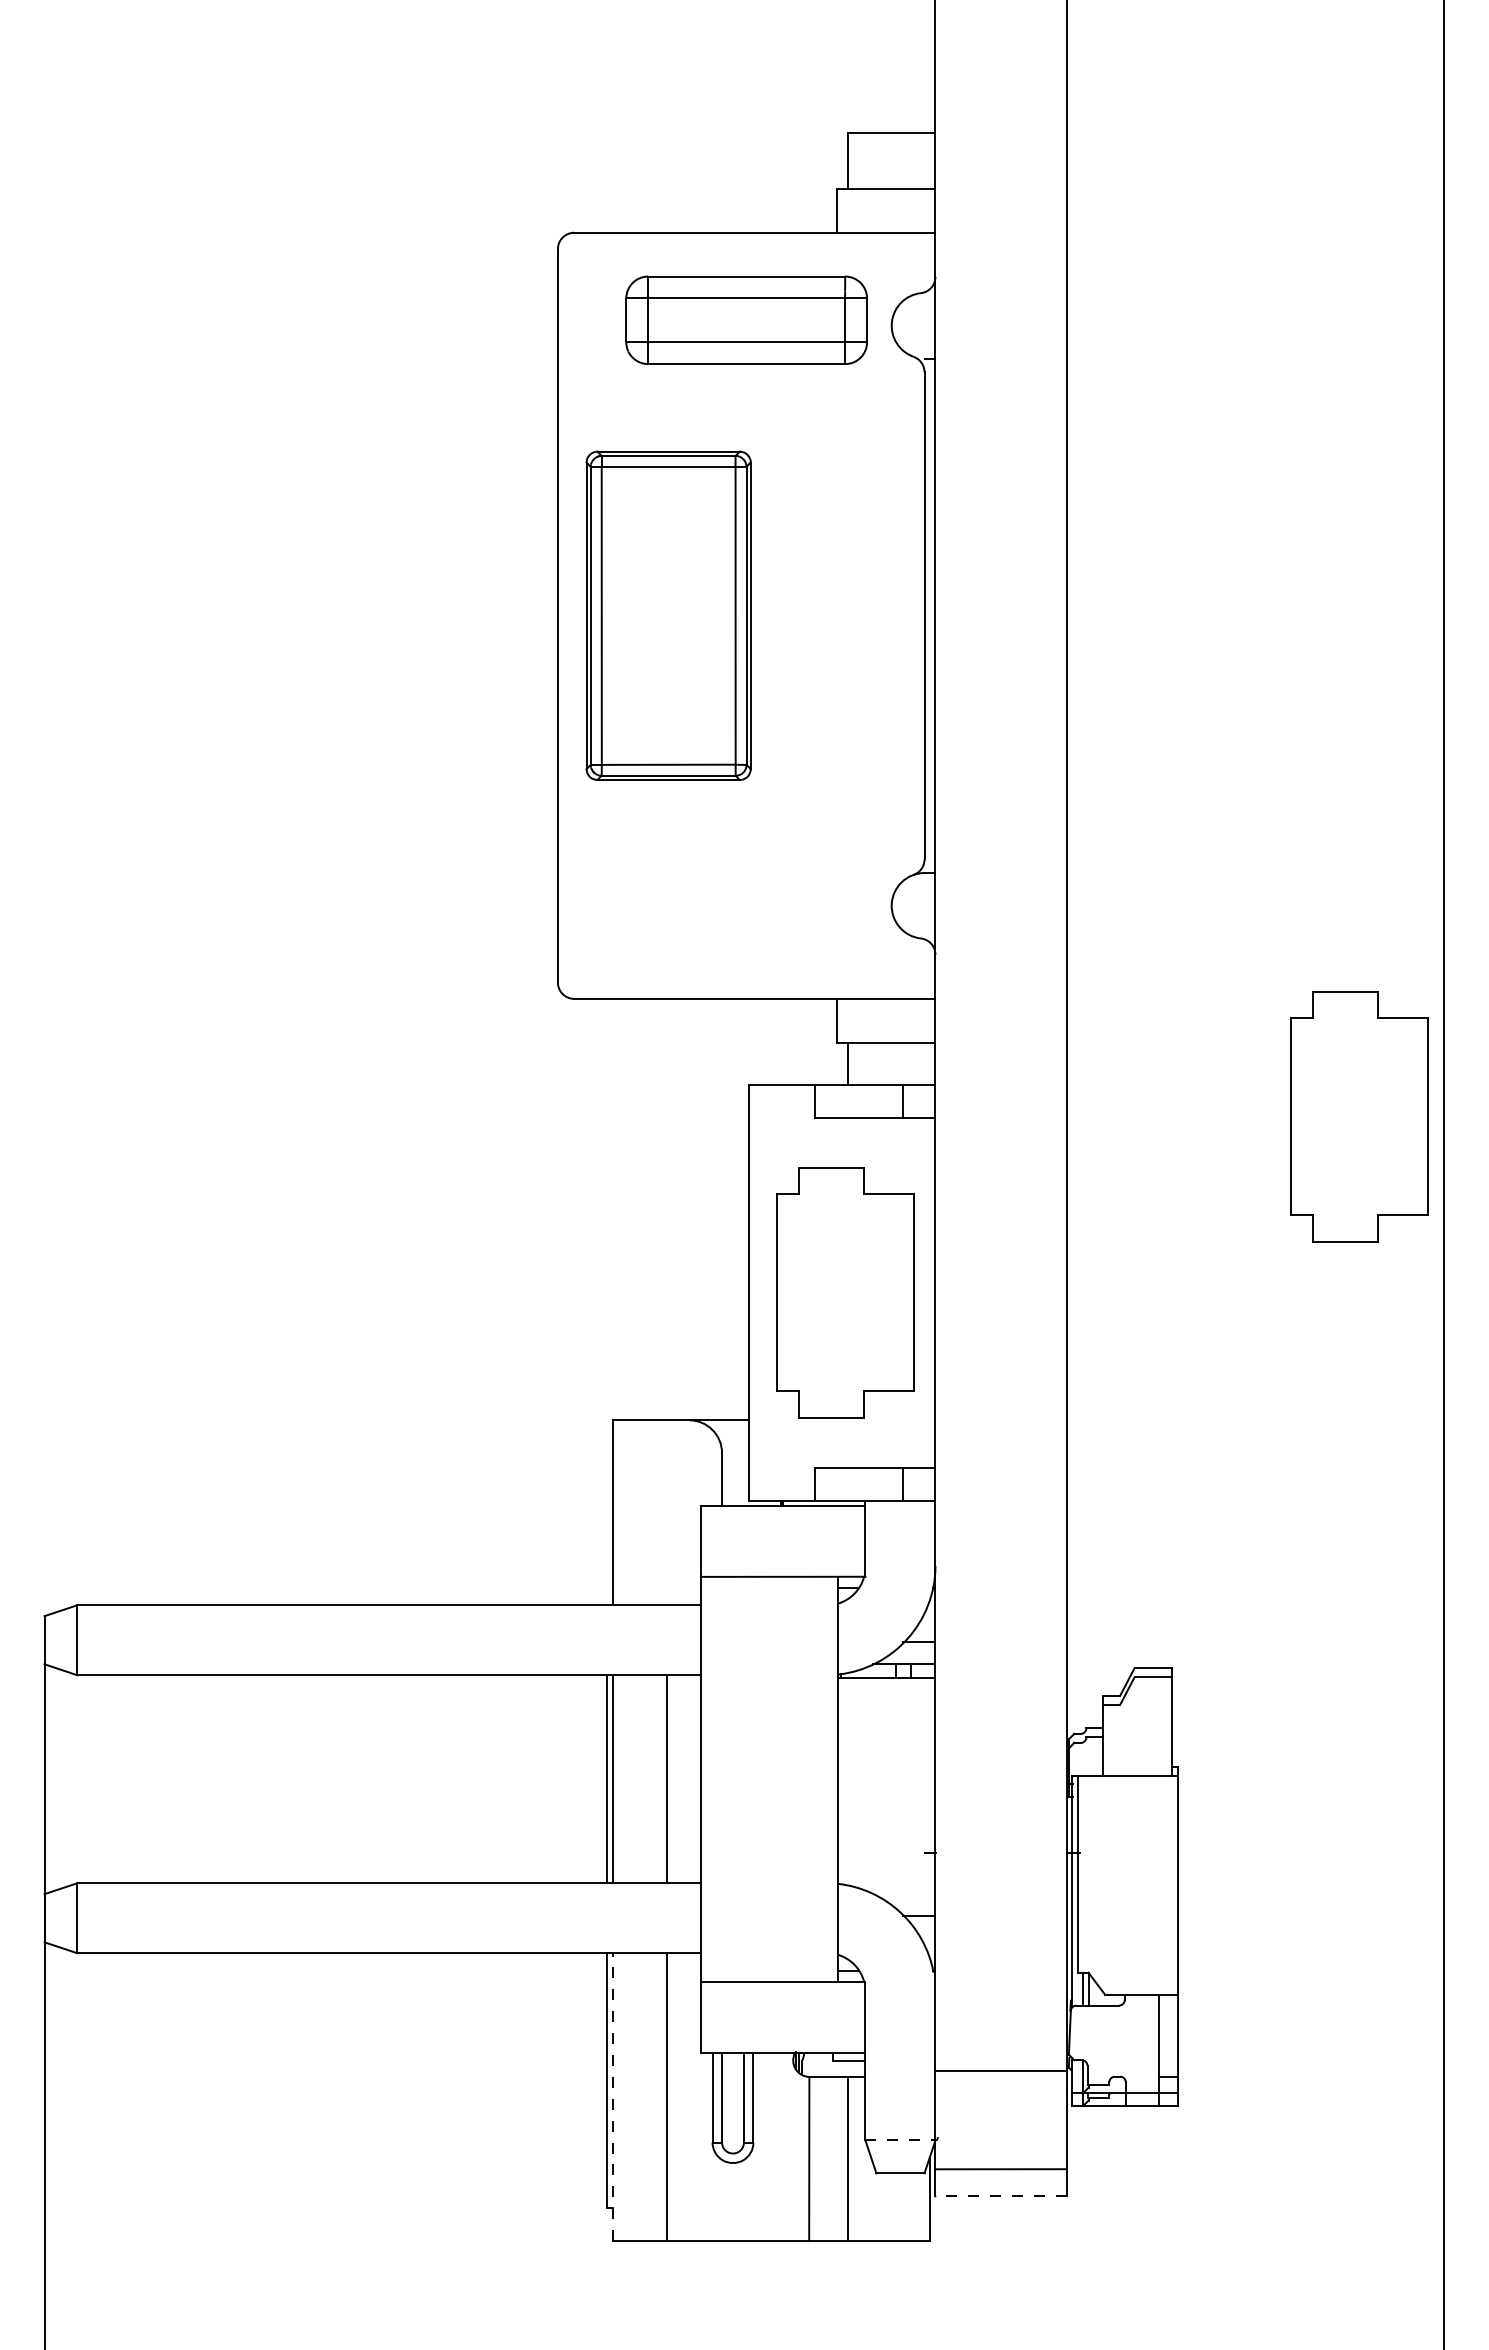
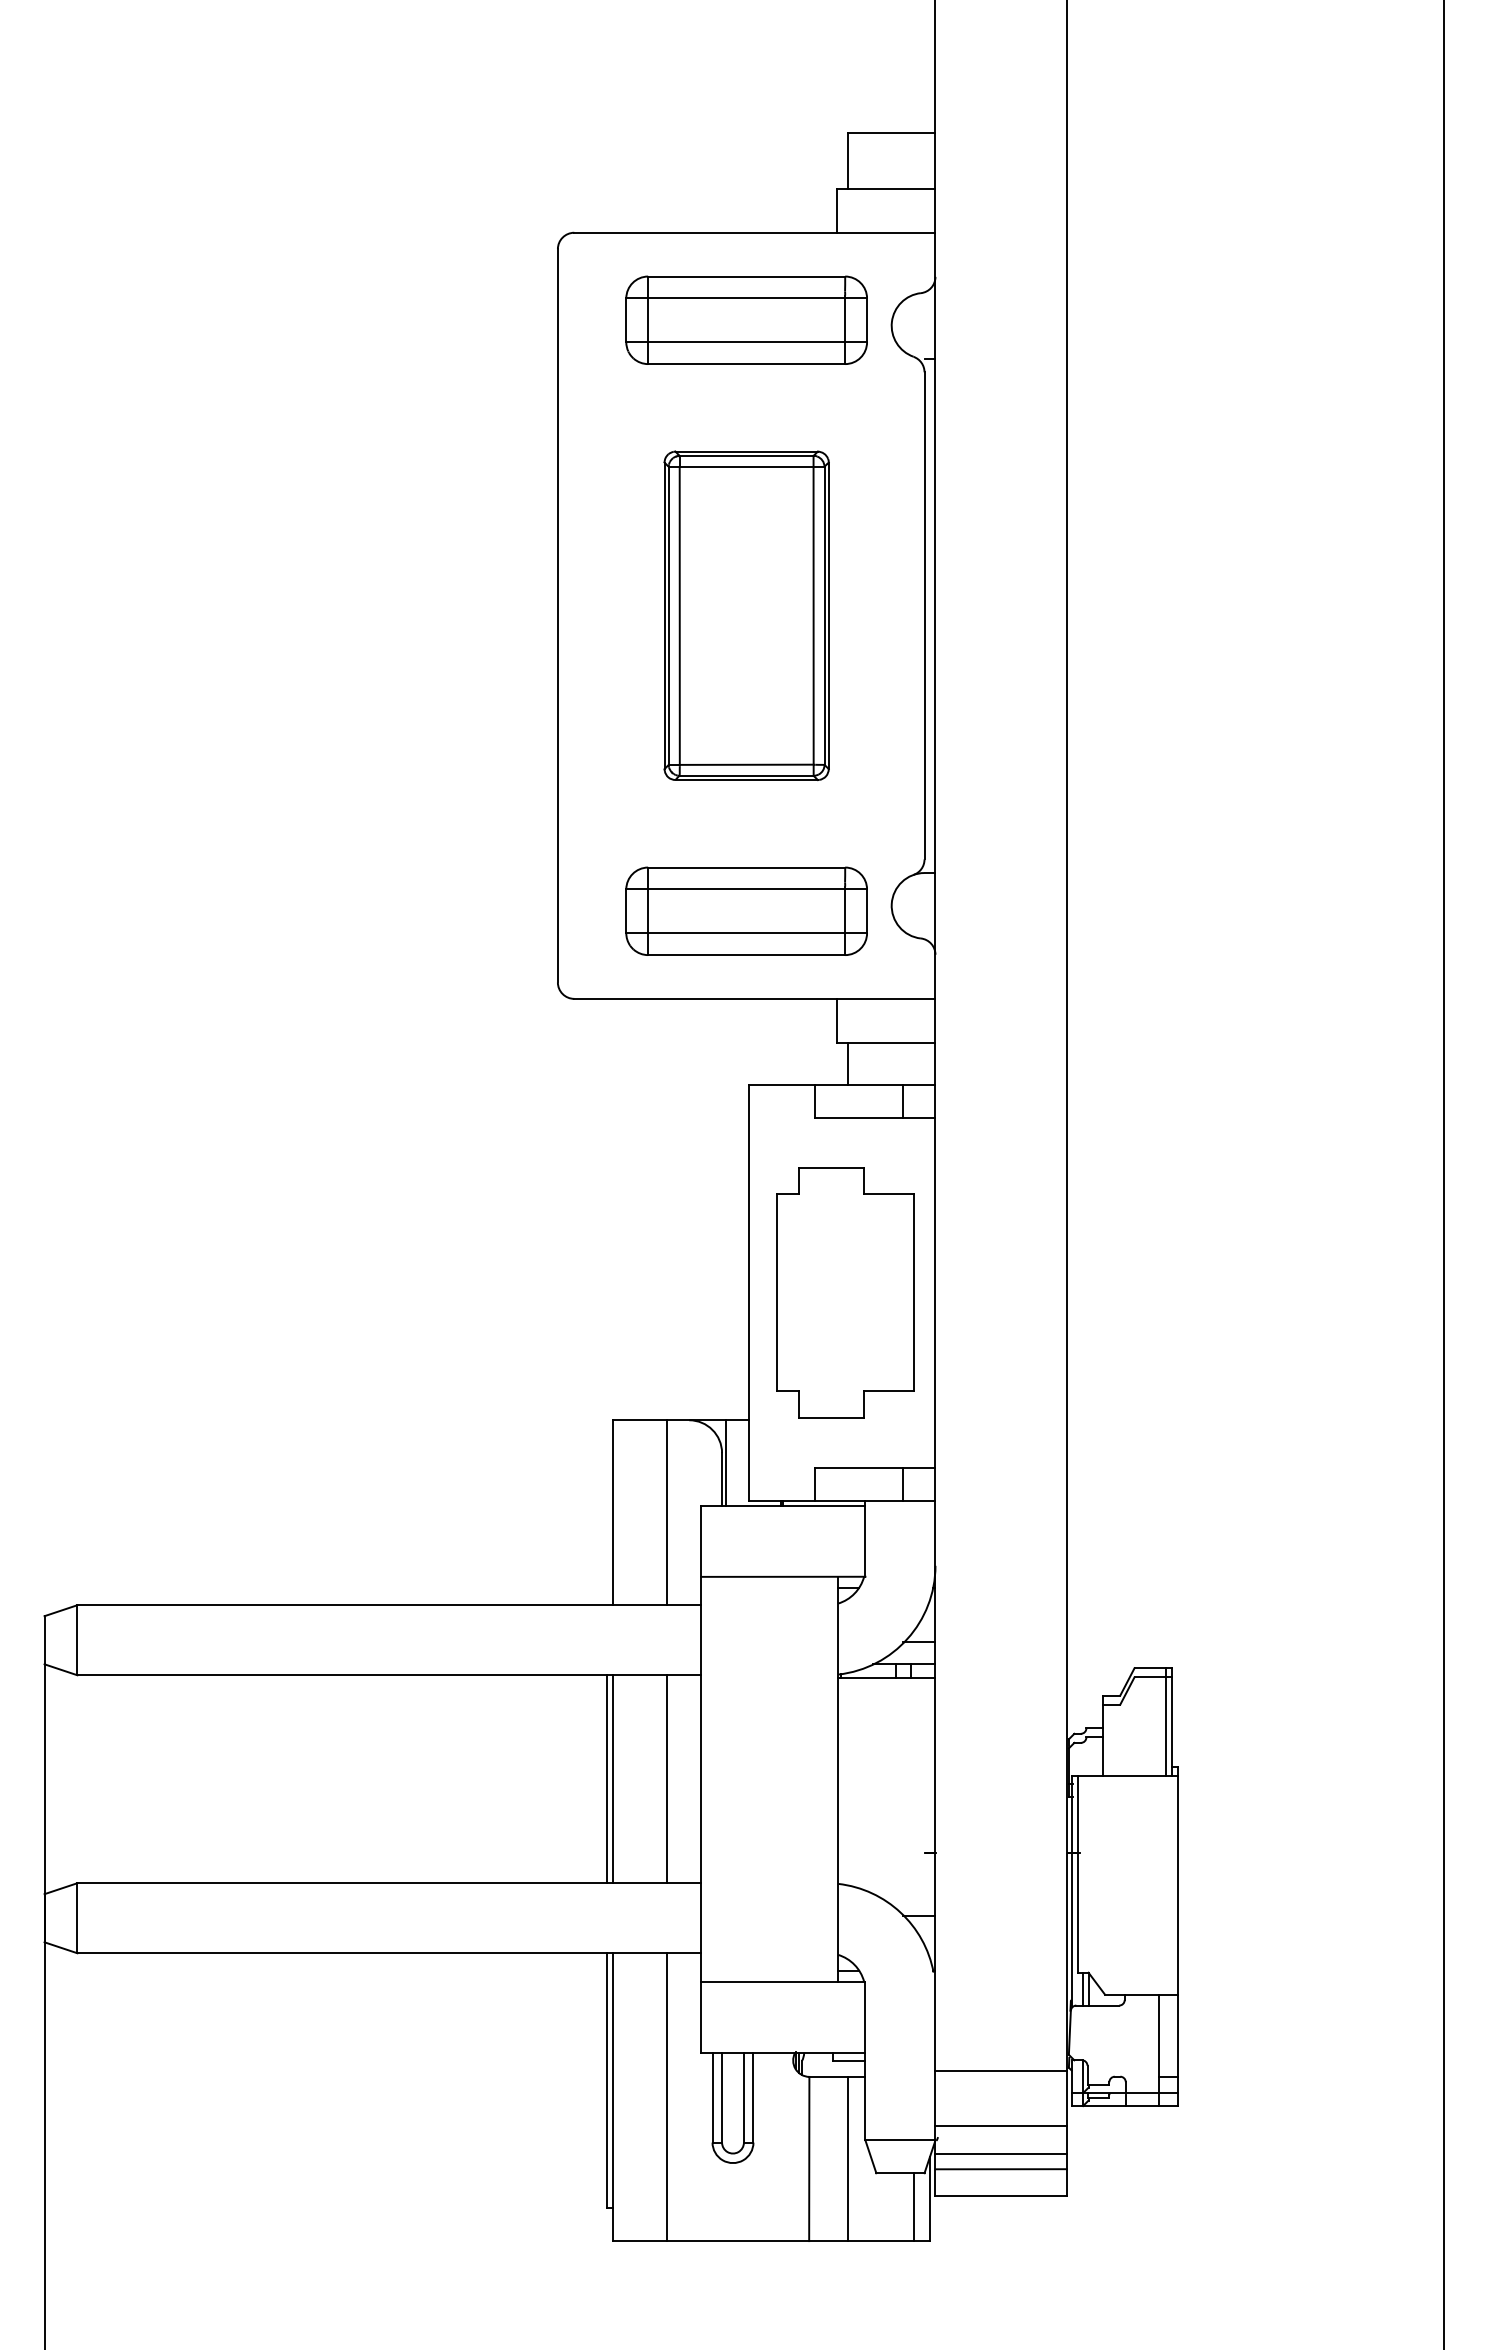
part position: (668, 615) -> (746, 615) (746, 615)
part: none -> present (746, 910)
part: present -> none (1359, 1116)
line: none -> present (726, 1462)
line: none -> present (667, 1512)
line: none -> present (1166, 1721)
line: dashed -> solid (612, 2097)
line: none -> present (1000, 2126)
line: dashed -> solid (900, 2140)
line: none -> present (1000, 2154)
line: dashed -> solid (1001, 2195)
line: none -> present (914, 2207)
